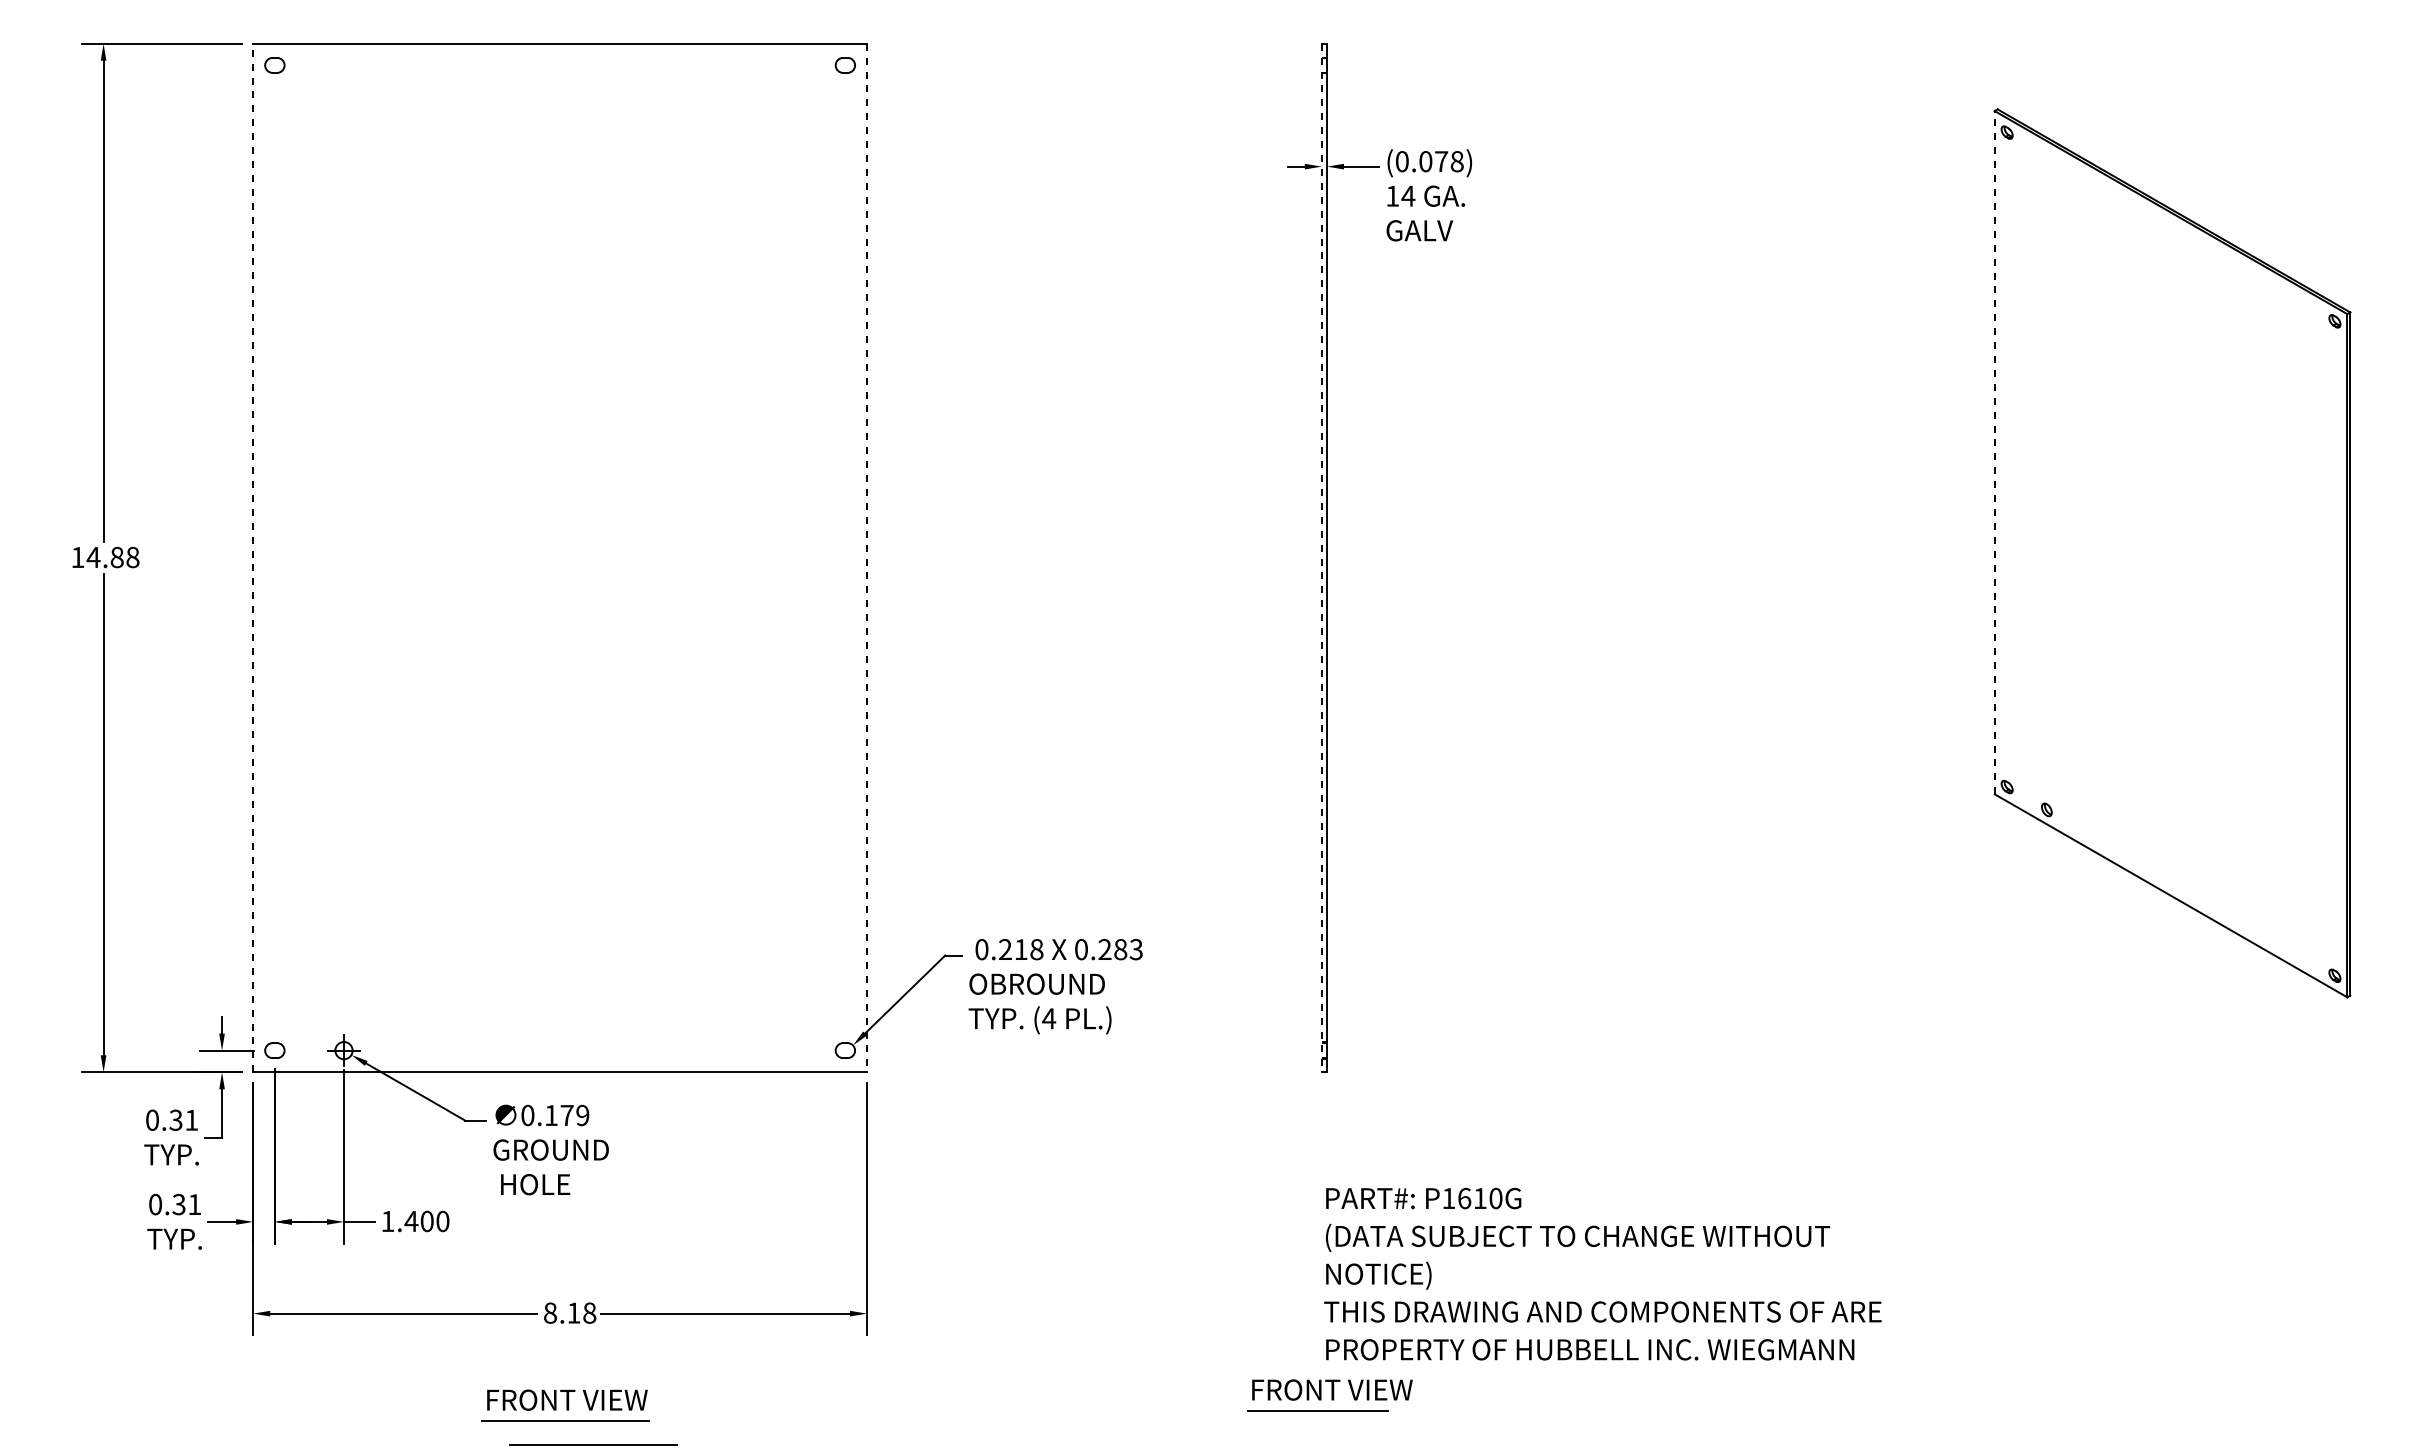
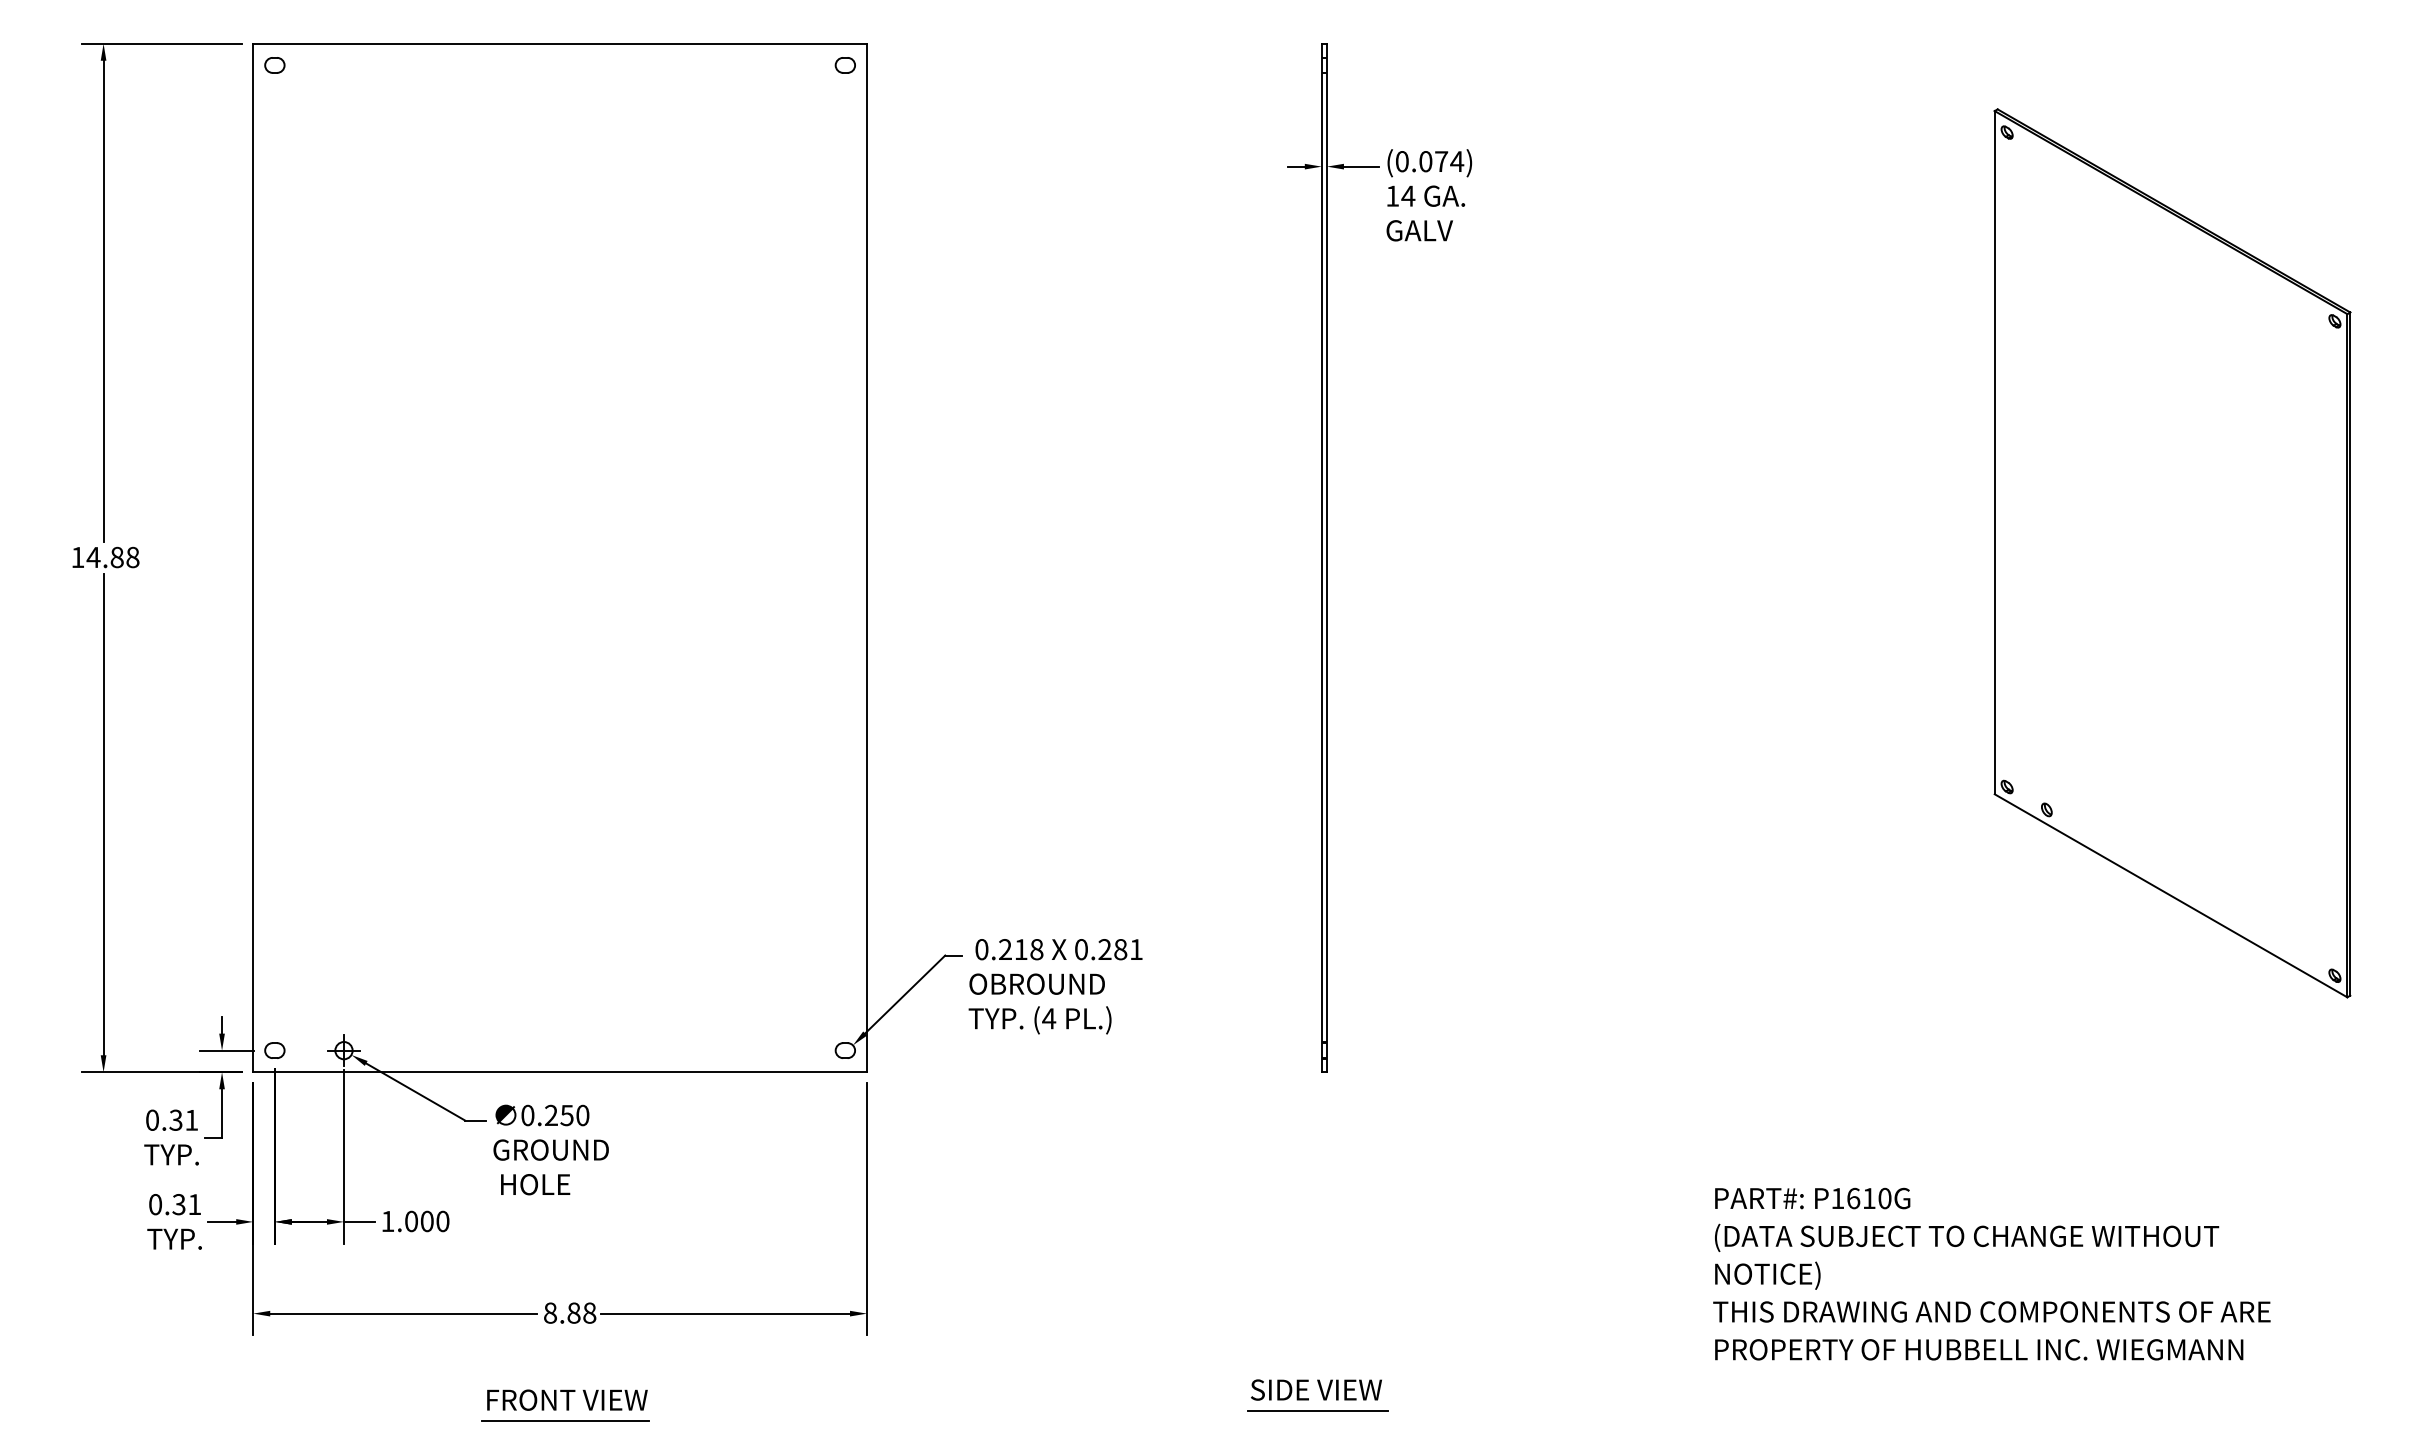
text: (0.078) -> (0.074) (1457, 161)
line: dashed -> solid (1994, 452)
line: dashed -> solid (253, 557)
line: dashed -> solid (867, 558)
line: dashed -> solid (1321, 558)
text: 0.283 -> 0.281 (1135, 949)
text: 0.179 -> 0.250 (567, 1115)
text: 1.400 -> 1.000 (411, 1221)
text position: (1602, 1273) -> (1991, 1273) (1991, 1273)
text: 8.18 -> 8.88 (573, 1312)
text: FRONT VIEW -> SIDE VIEW (1331, 1389)
line: present -> none (593, 1444)
